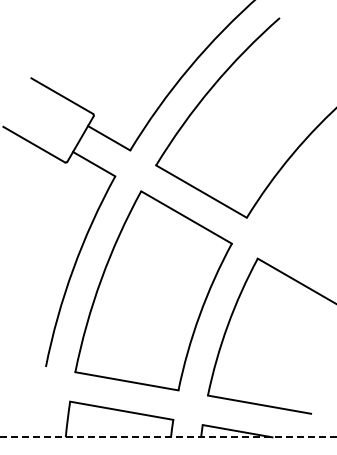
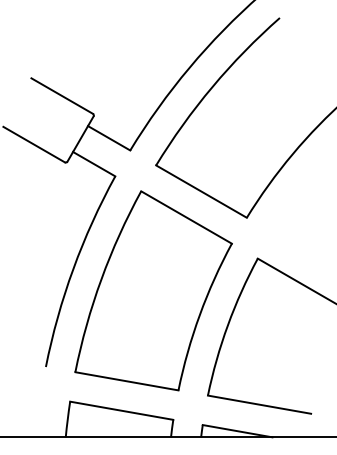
line: dashed -> solid (168, 437)
